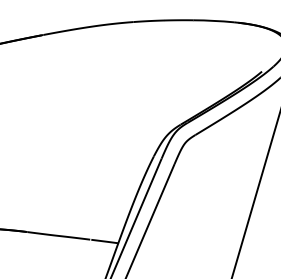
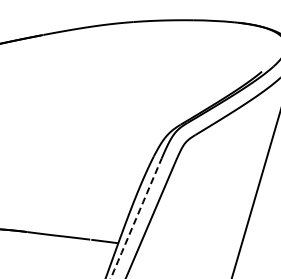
arc: solid -> dashed (136, 218)
